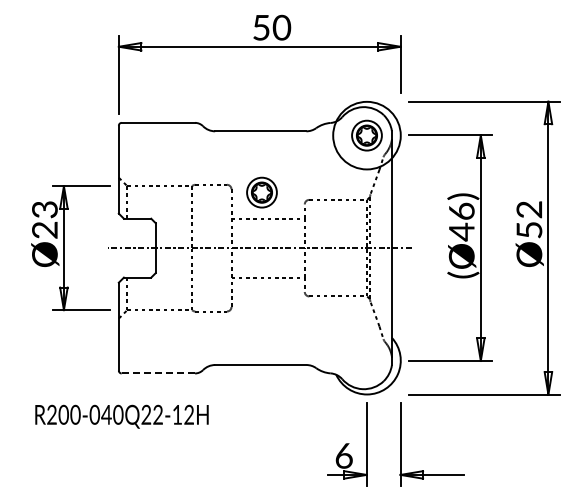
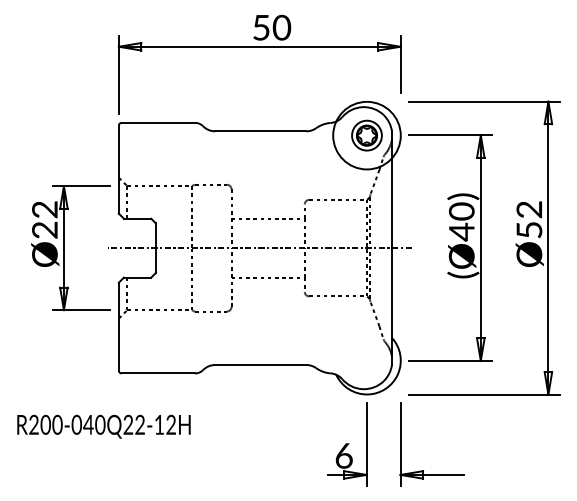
part: present -> none (261, 192)
text: Ø23 -> Ø22 (45, 209)
text: (Ø46) -> (Ø40) (461, 211)
line: dashed -> solid (158, 373)
text position: (121, 416) -> (103, 426) (103, 426)
